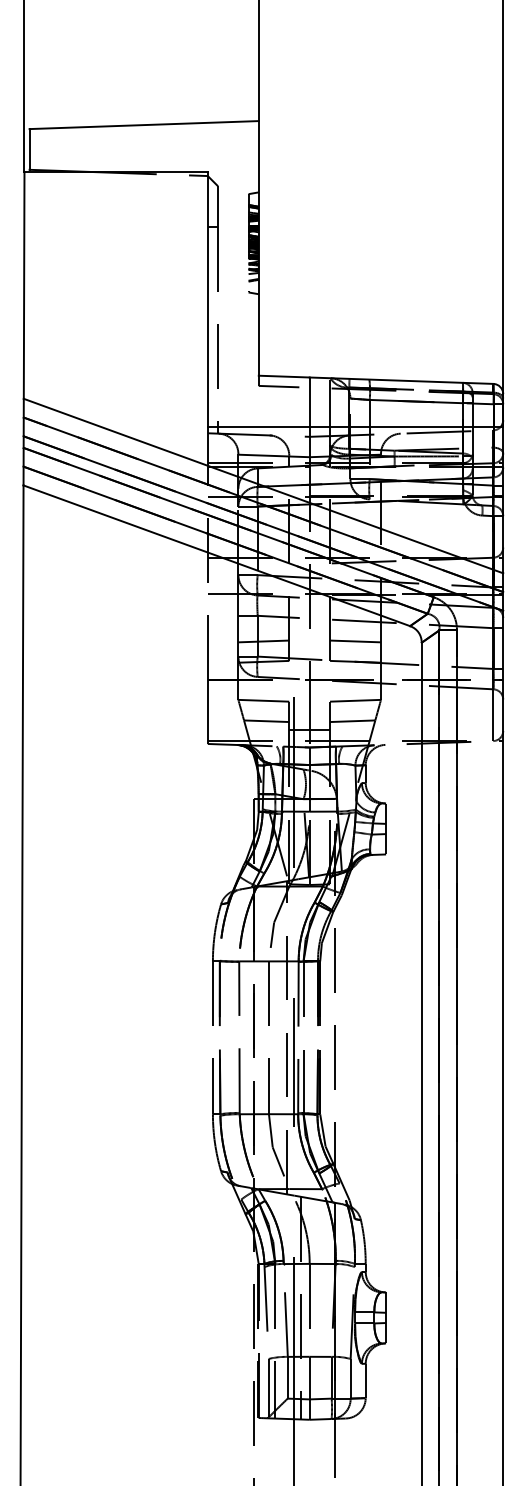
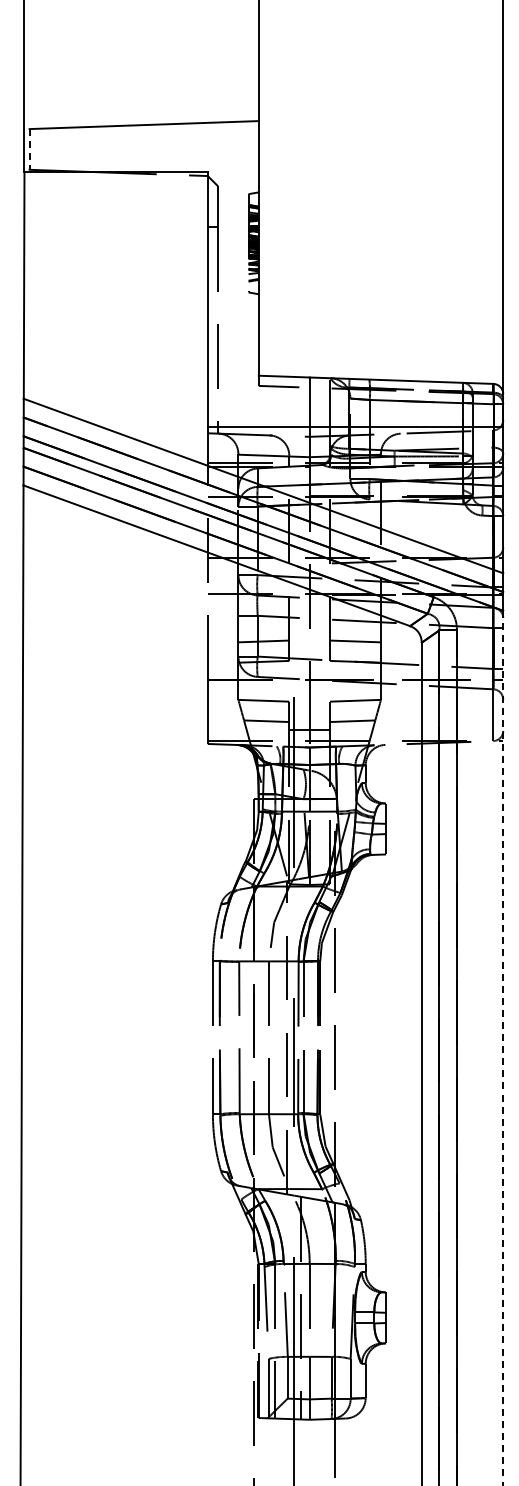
line: solid -> dashed (29, 149)
line: solid -> dashed (503, 1048)
